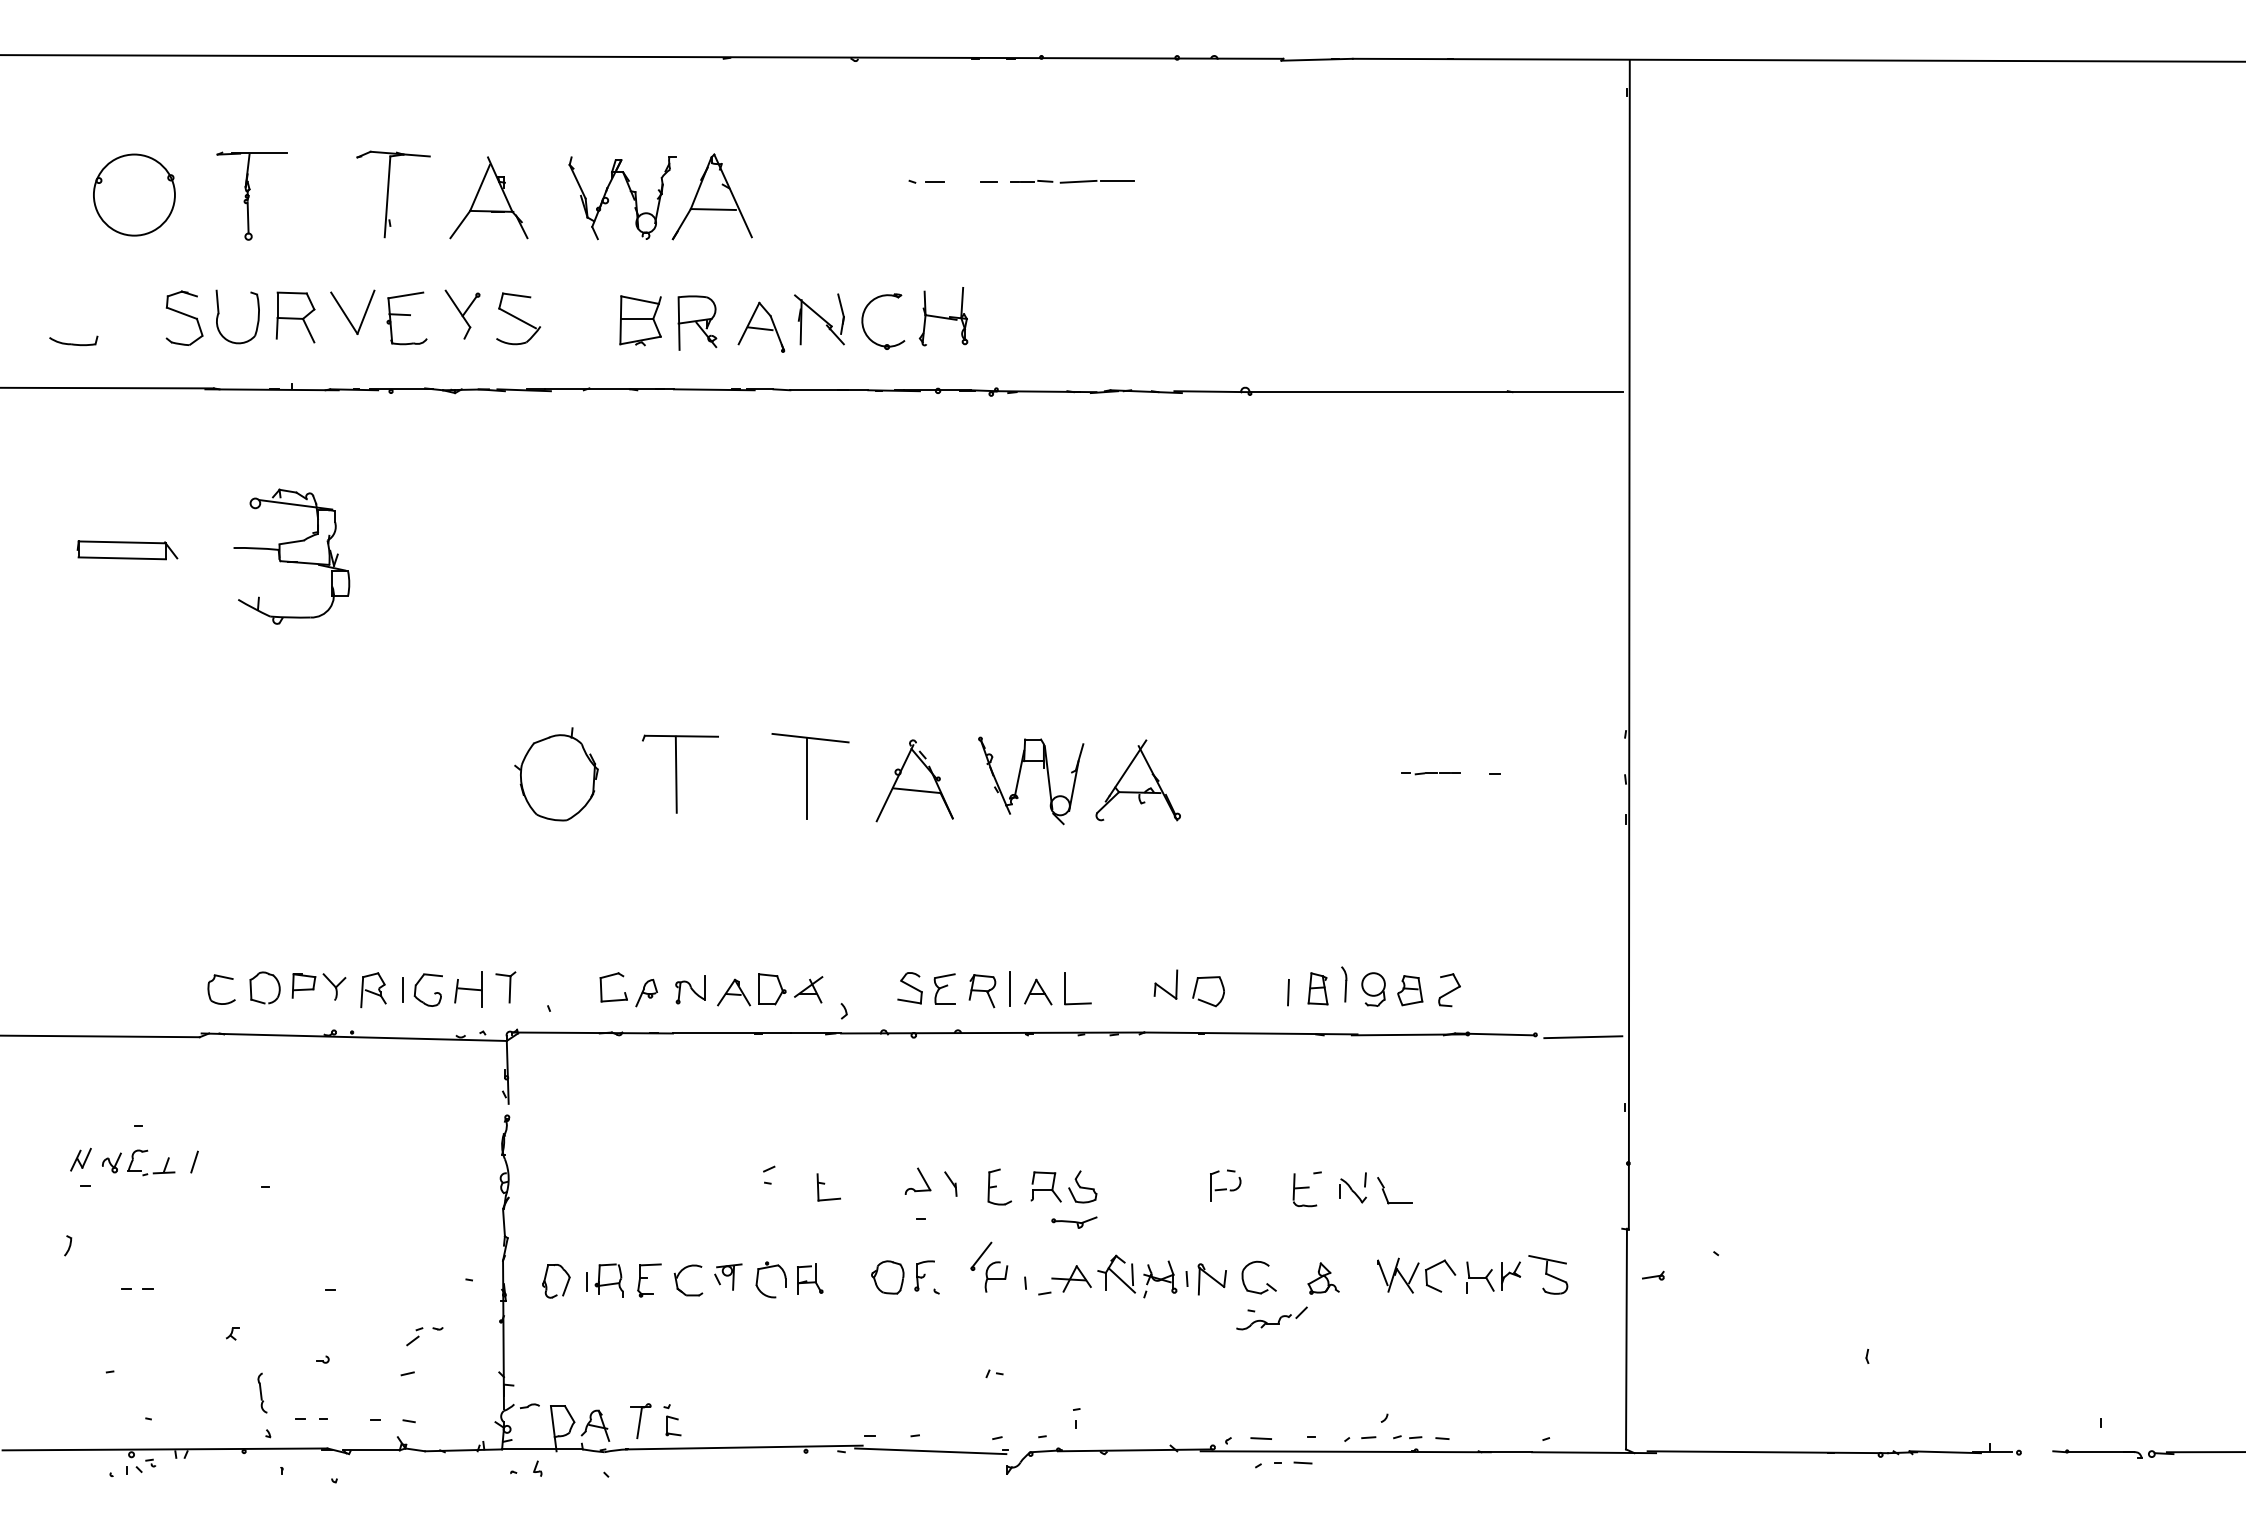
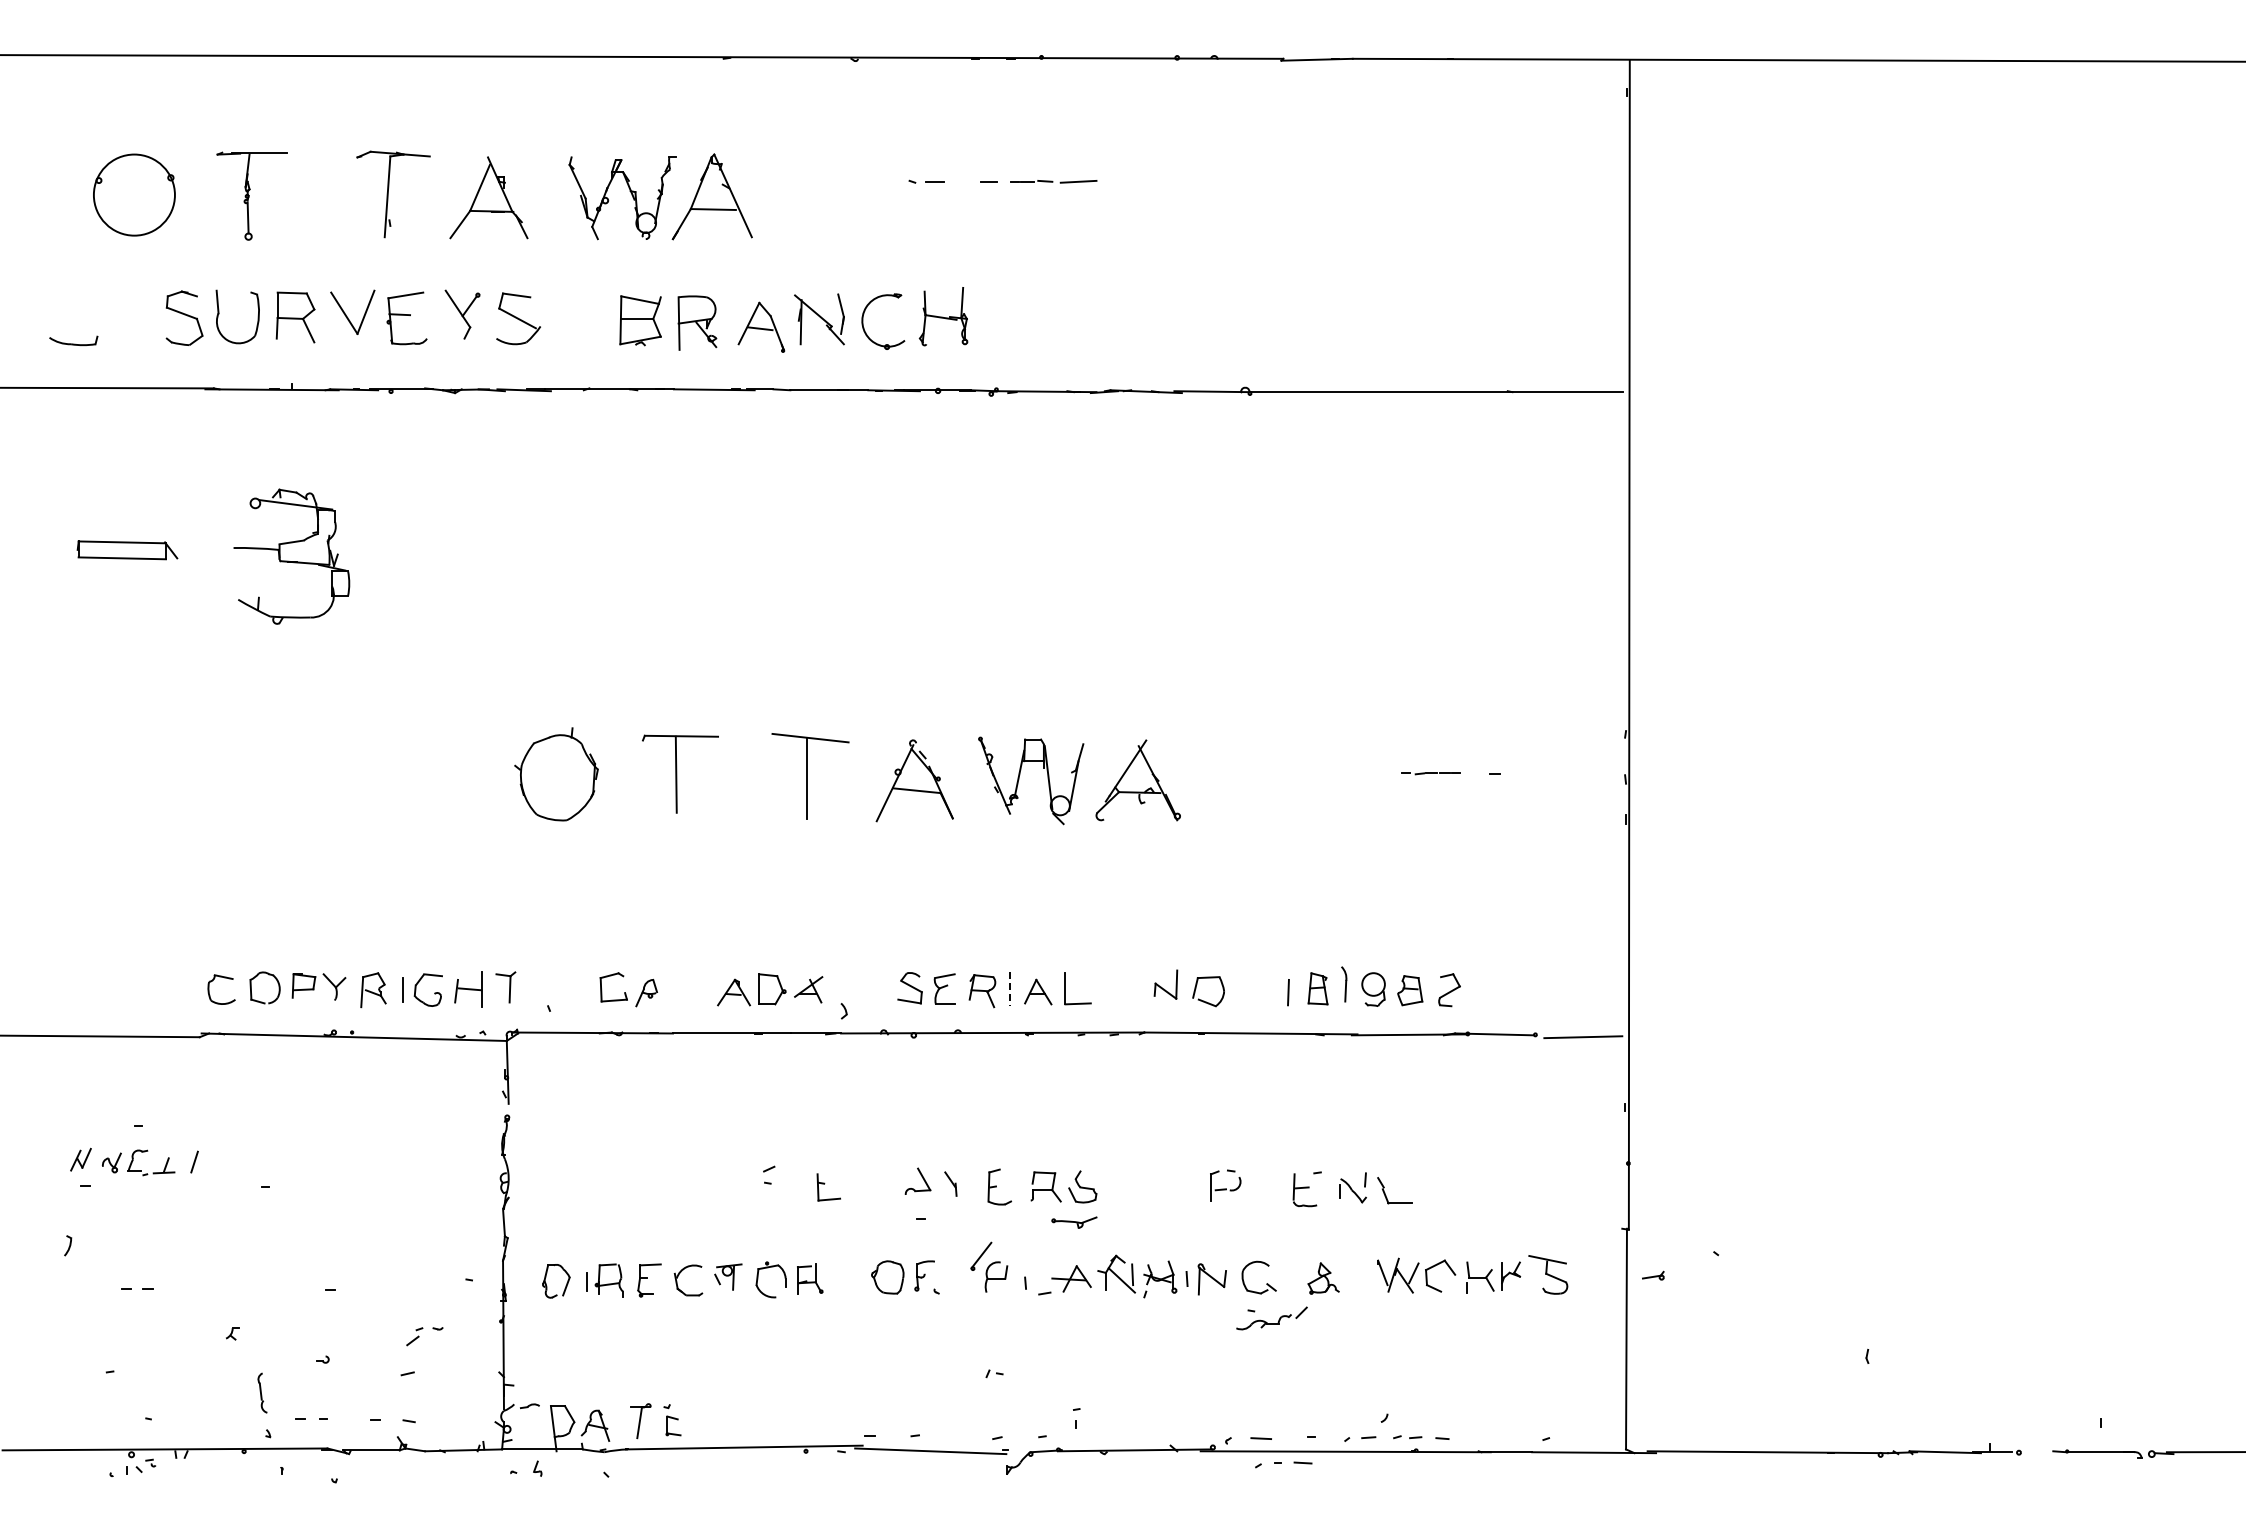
line: present -> none (1117, 180)
part: present -> none (690, 989)
line: solid -> dashed (1010, 989)
